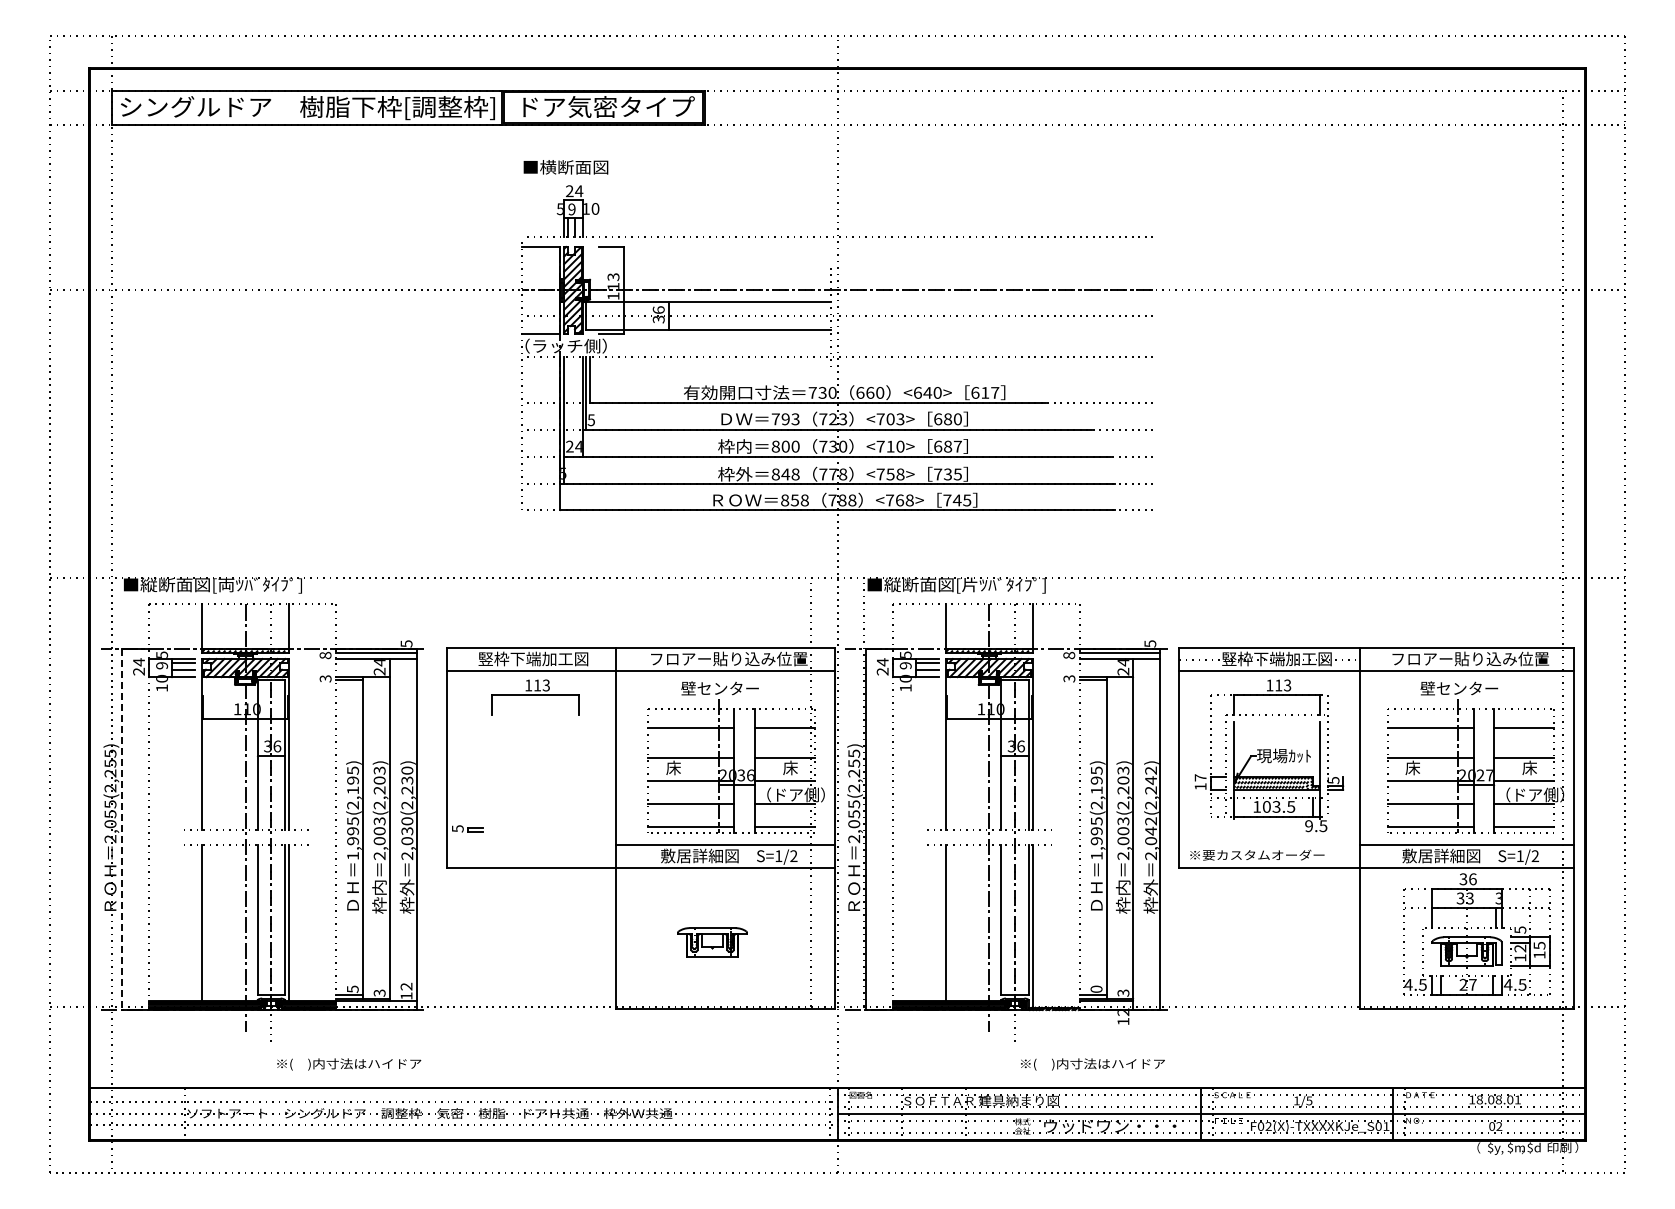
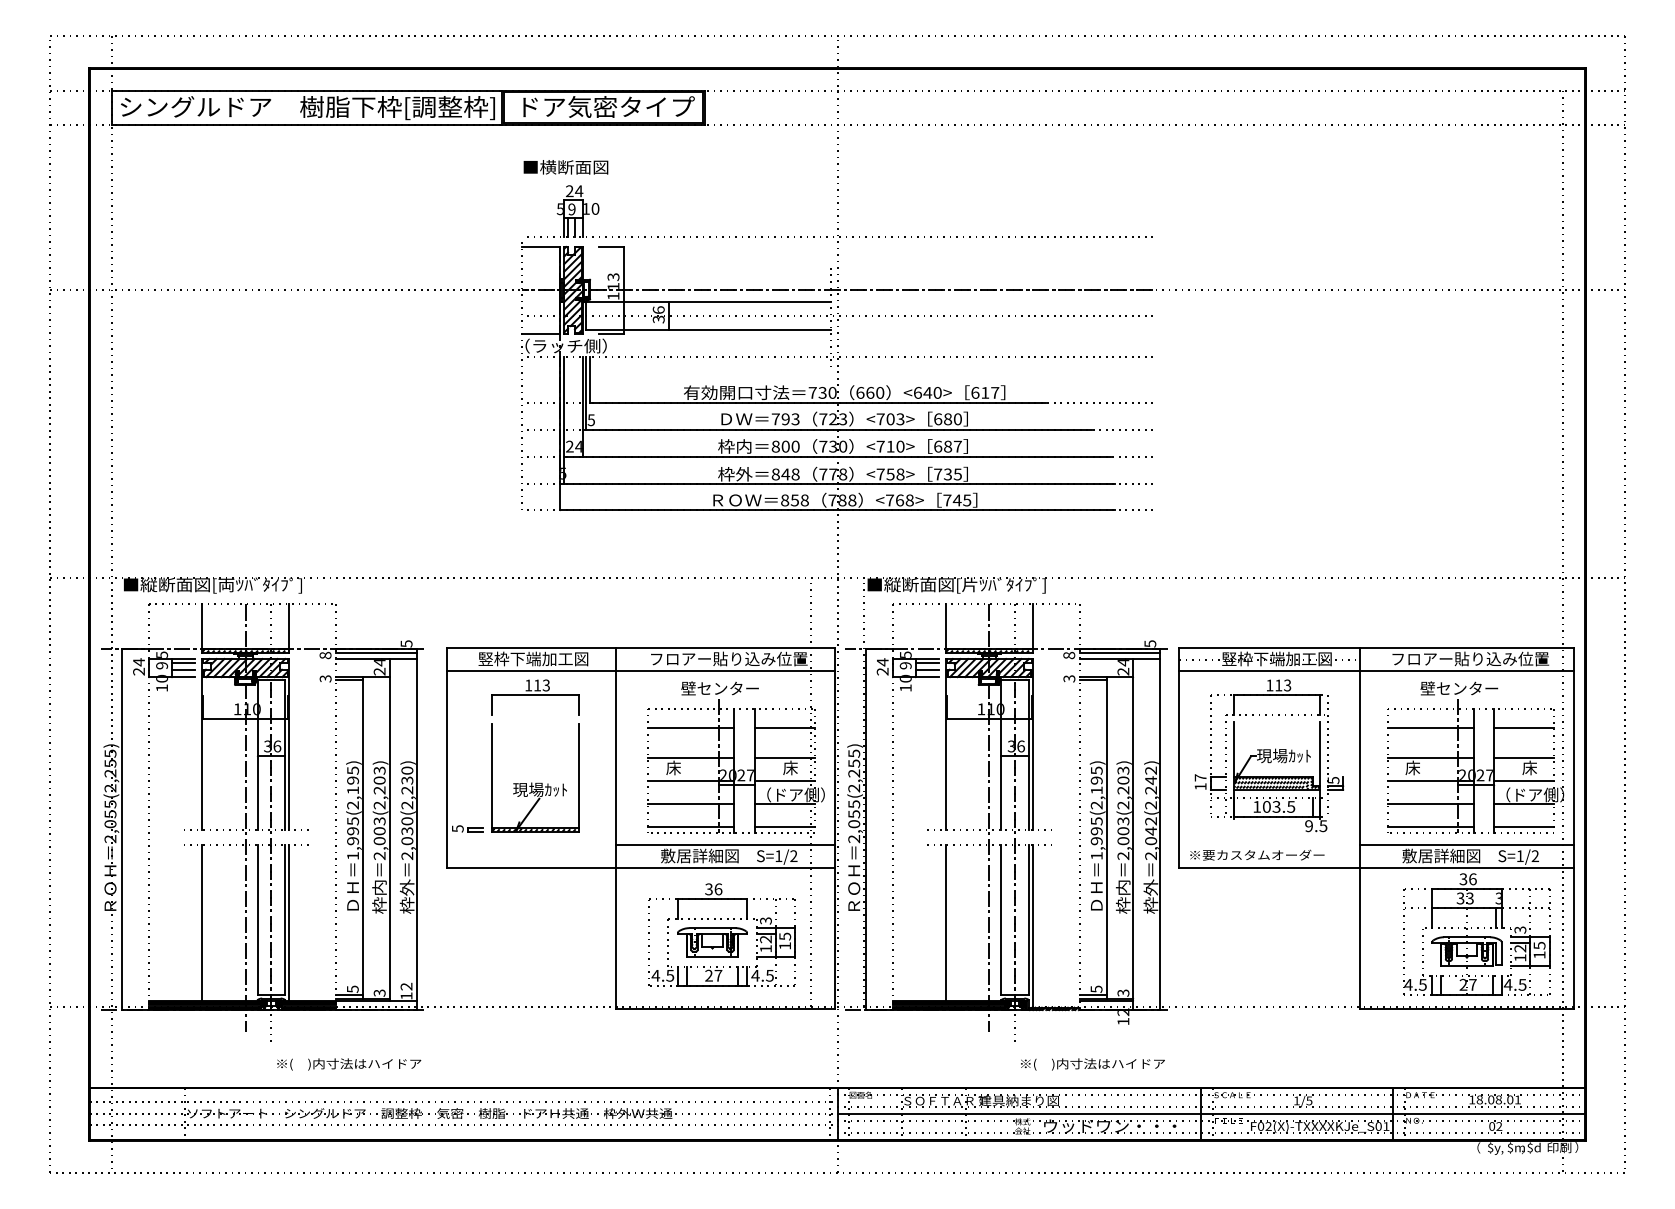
text: 36 -> 27 (745, 775)
part: none -> present (535, 777)
line: dashed -> solid (122, 830)
part: none -> present (721, 919)
text: 5 -> 3 (1519, 929)
text: 0 -> 5 (1096, 988)
